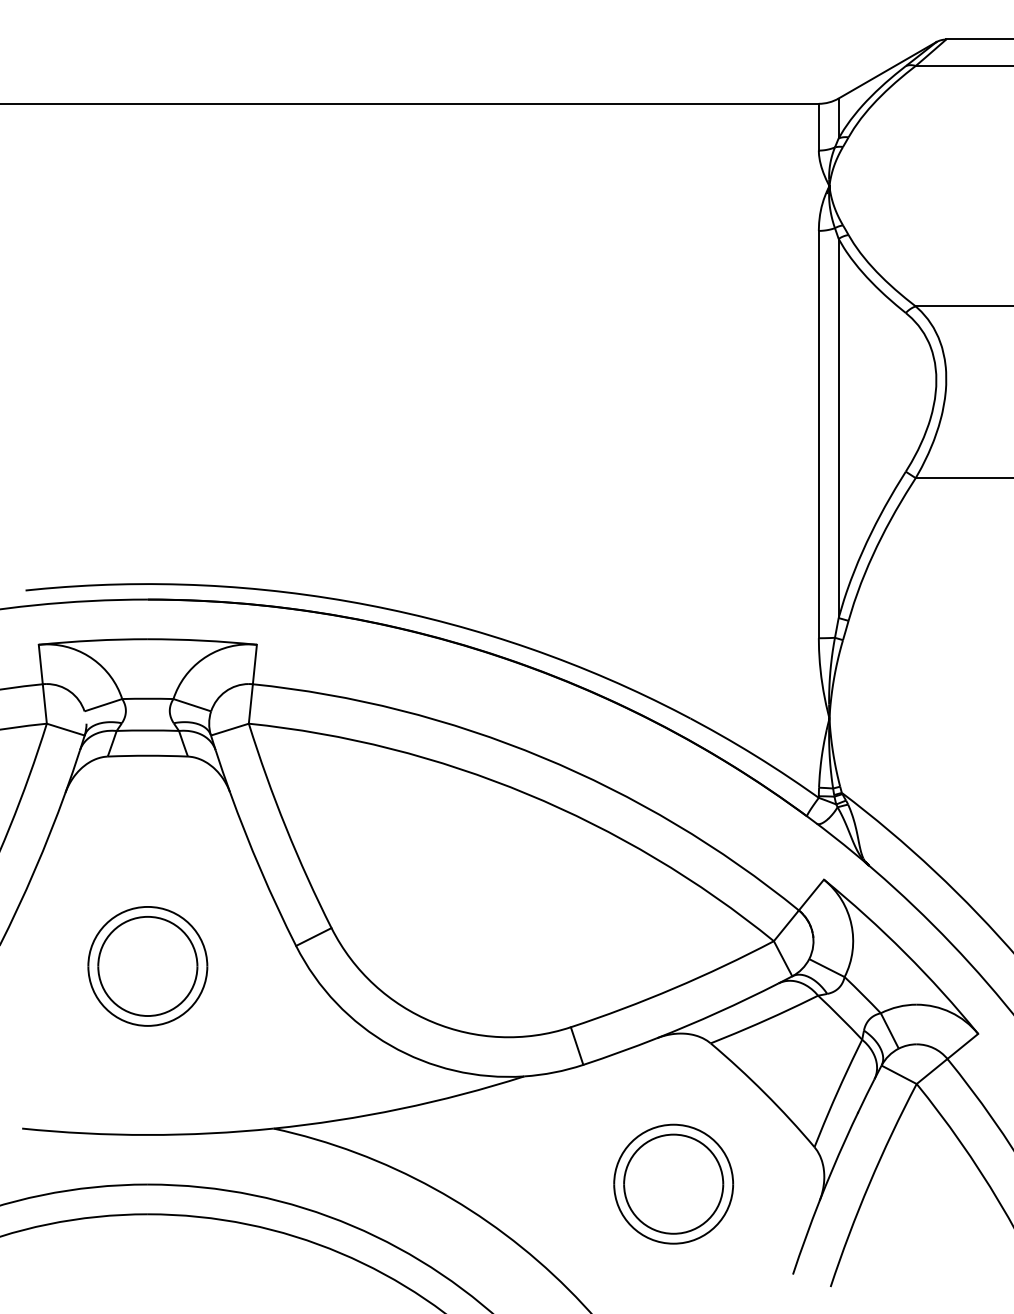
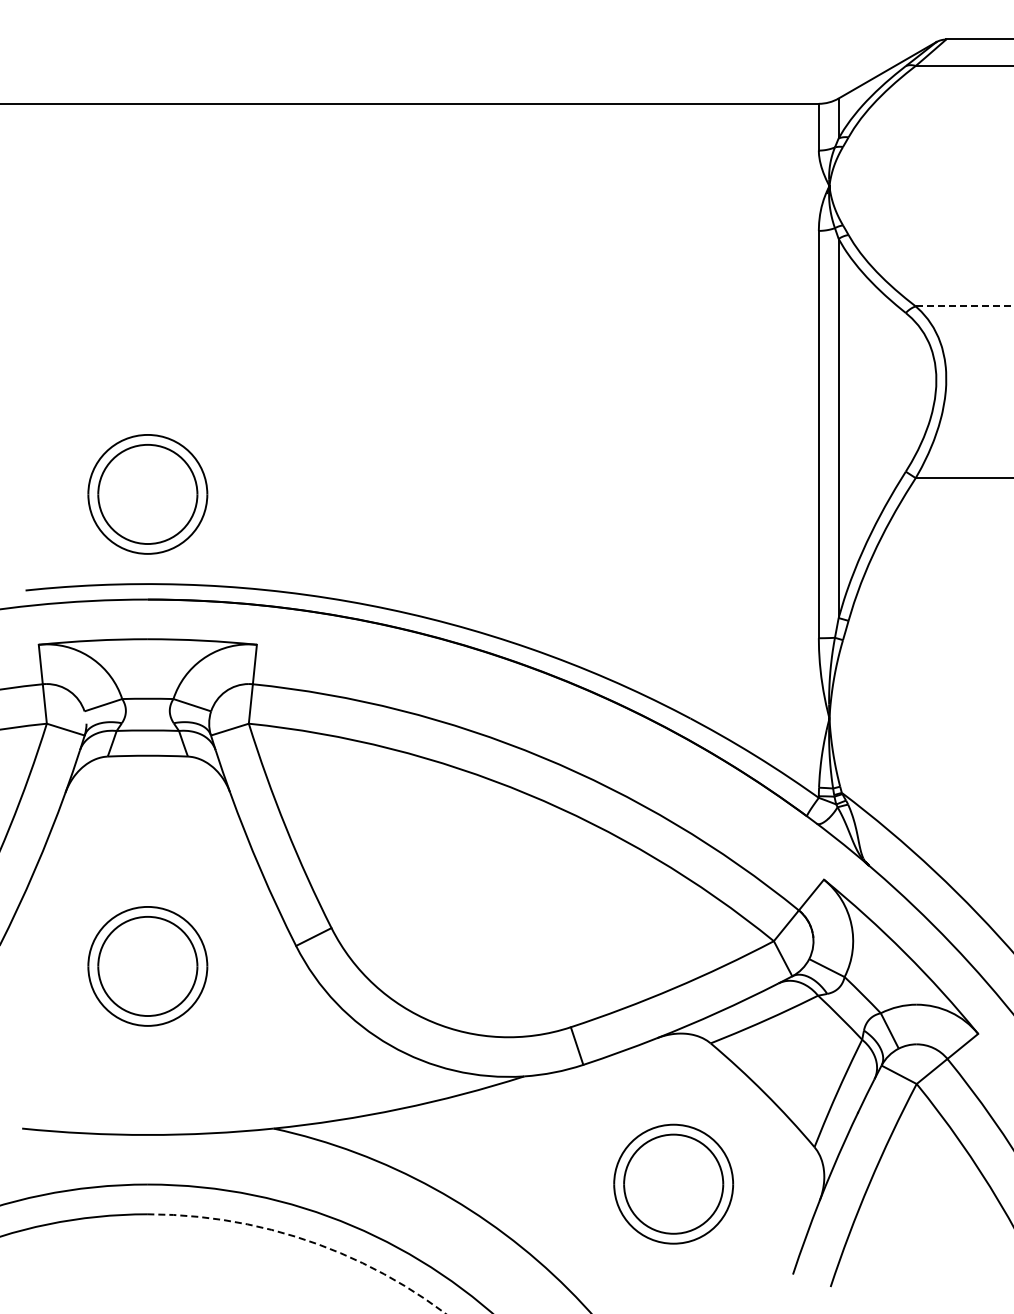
line: solid -> dashed (964, 306)
part: none -> present (147, 494)
arc: solid -> dashed (305, 1239)
